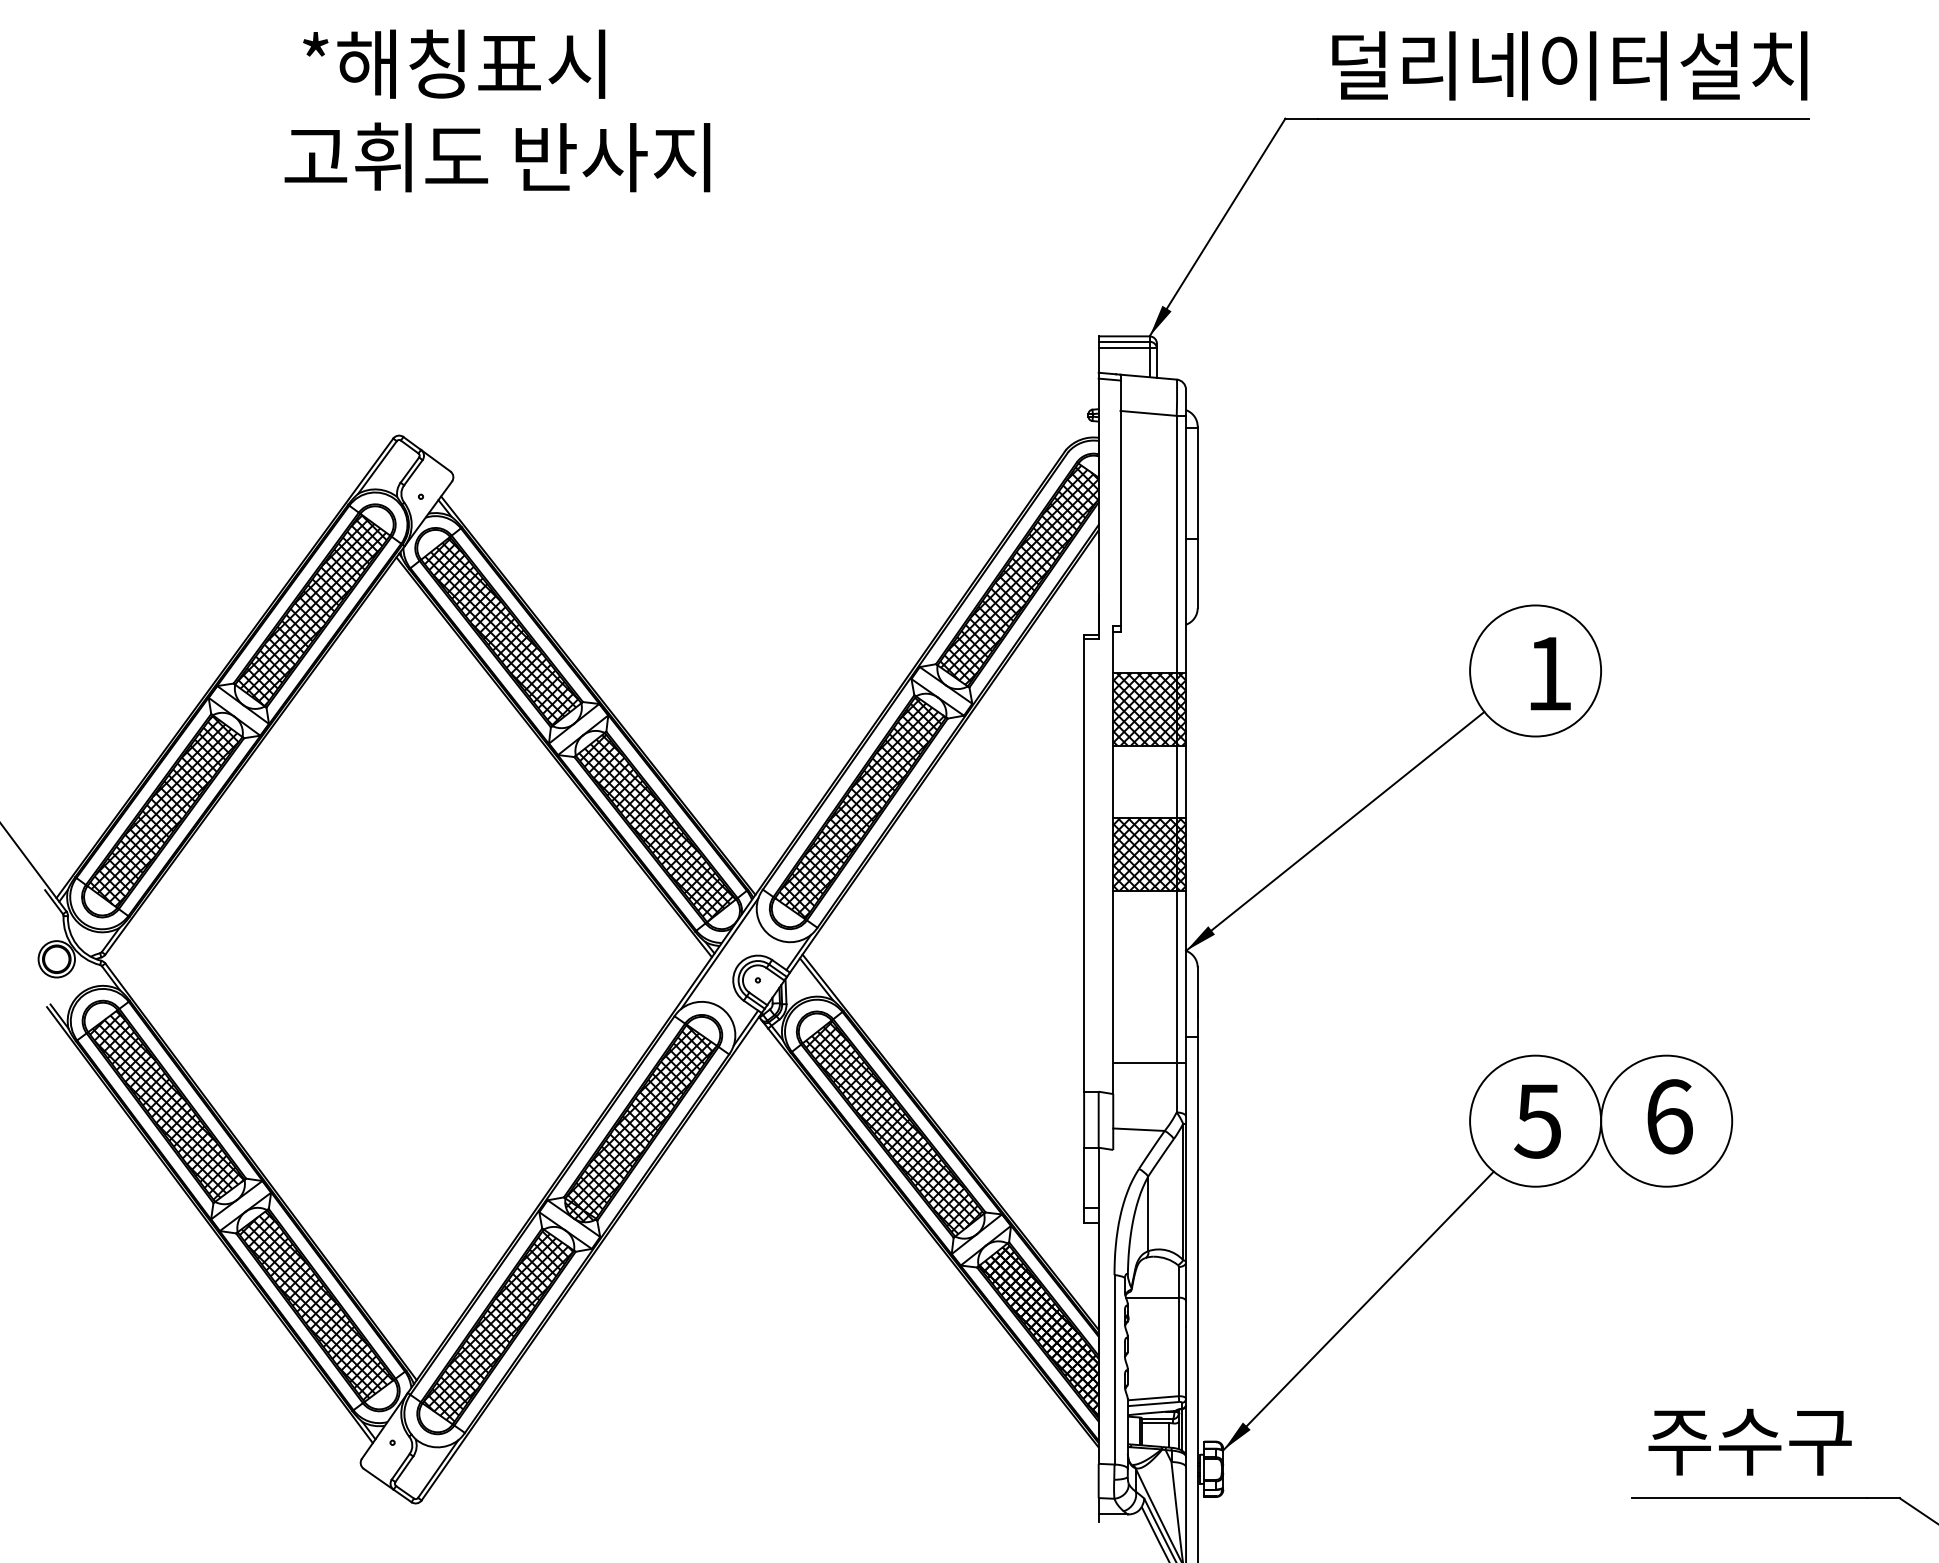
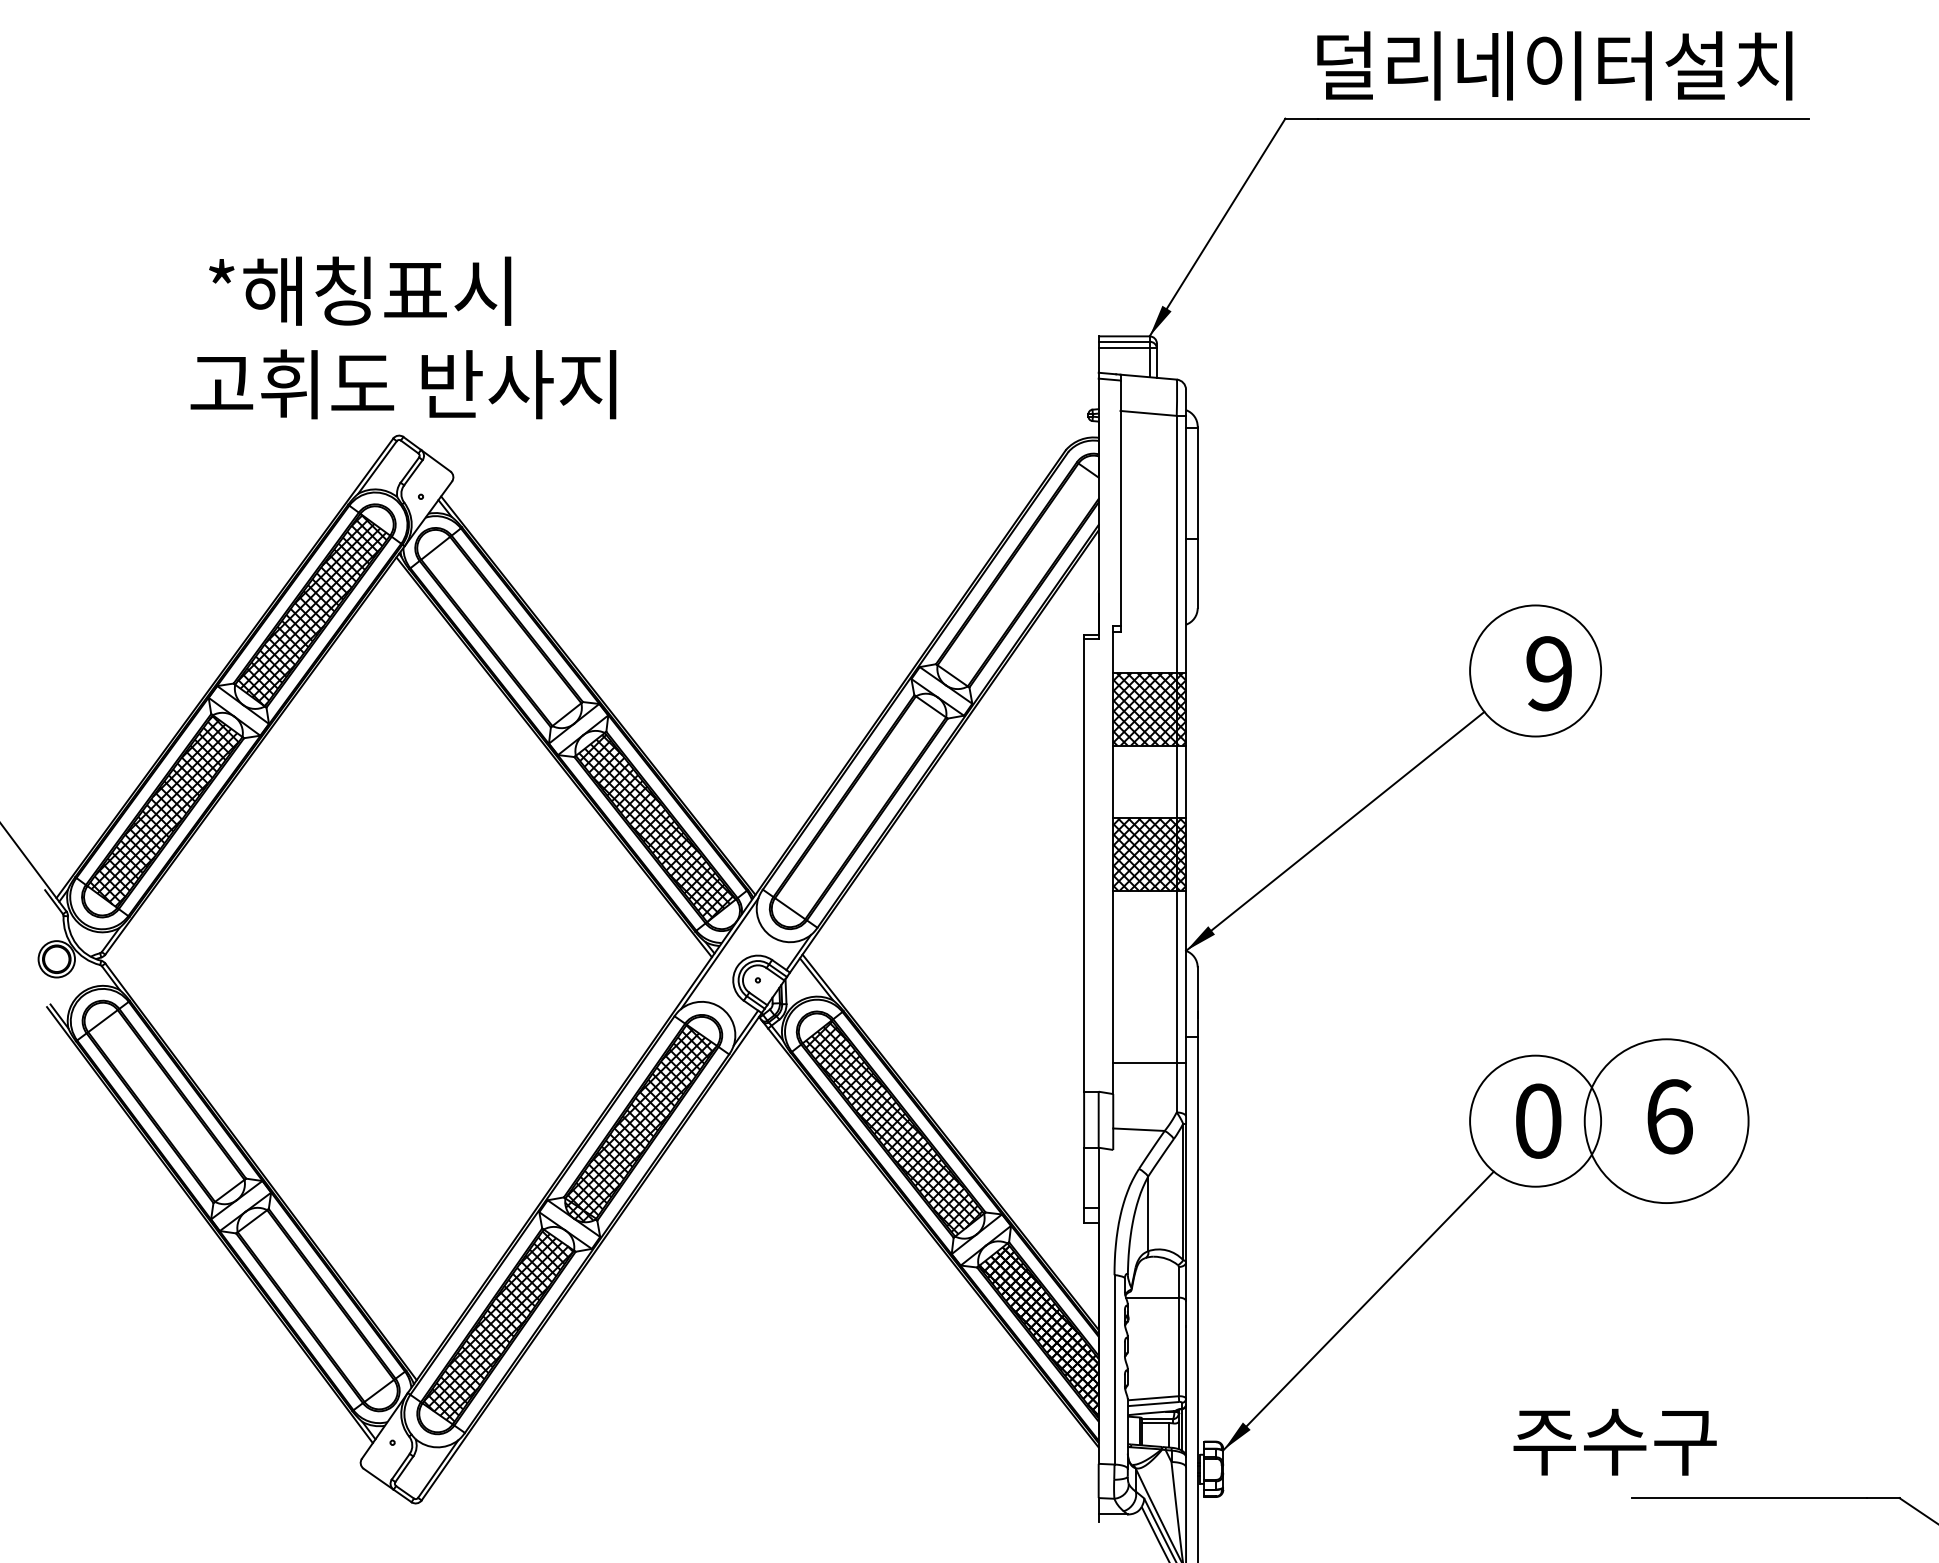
text position: (1569, 65) -> (1554, 65) (1554, 65)
text position: (497, 110) -> (403, 337) (403, 337)
hatch: present -> none (1019, 574)
hatch: present -> none (501, 631)
text: 1 -> 9 (1548, 673)
hatch: present -> none (860, 807)
hatch: present -> none (167, 1105)
text: 5 -> 0 (1537, 1120)
circle diameter: 131 px -> 164 px (1666, 1121)
hatch: present -> none (316, 1305)
text position: (1749, 1441) -> (1614, 1441) (1614, 1441)
